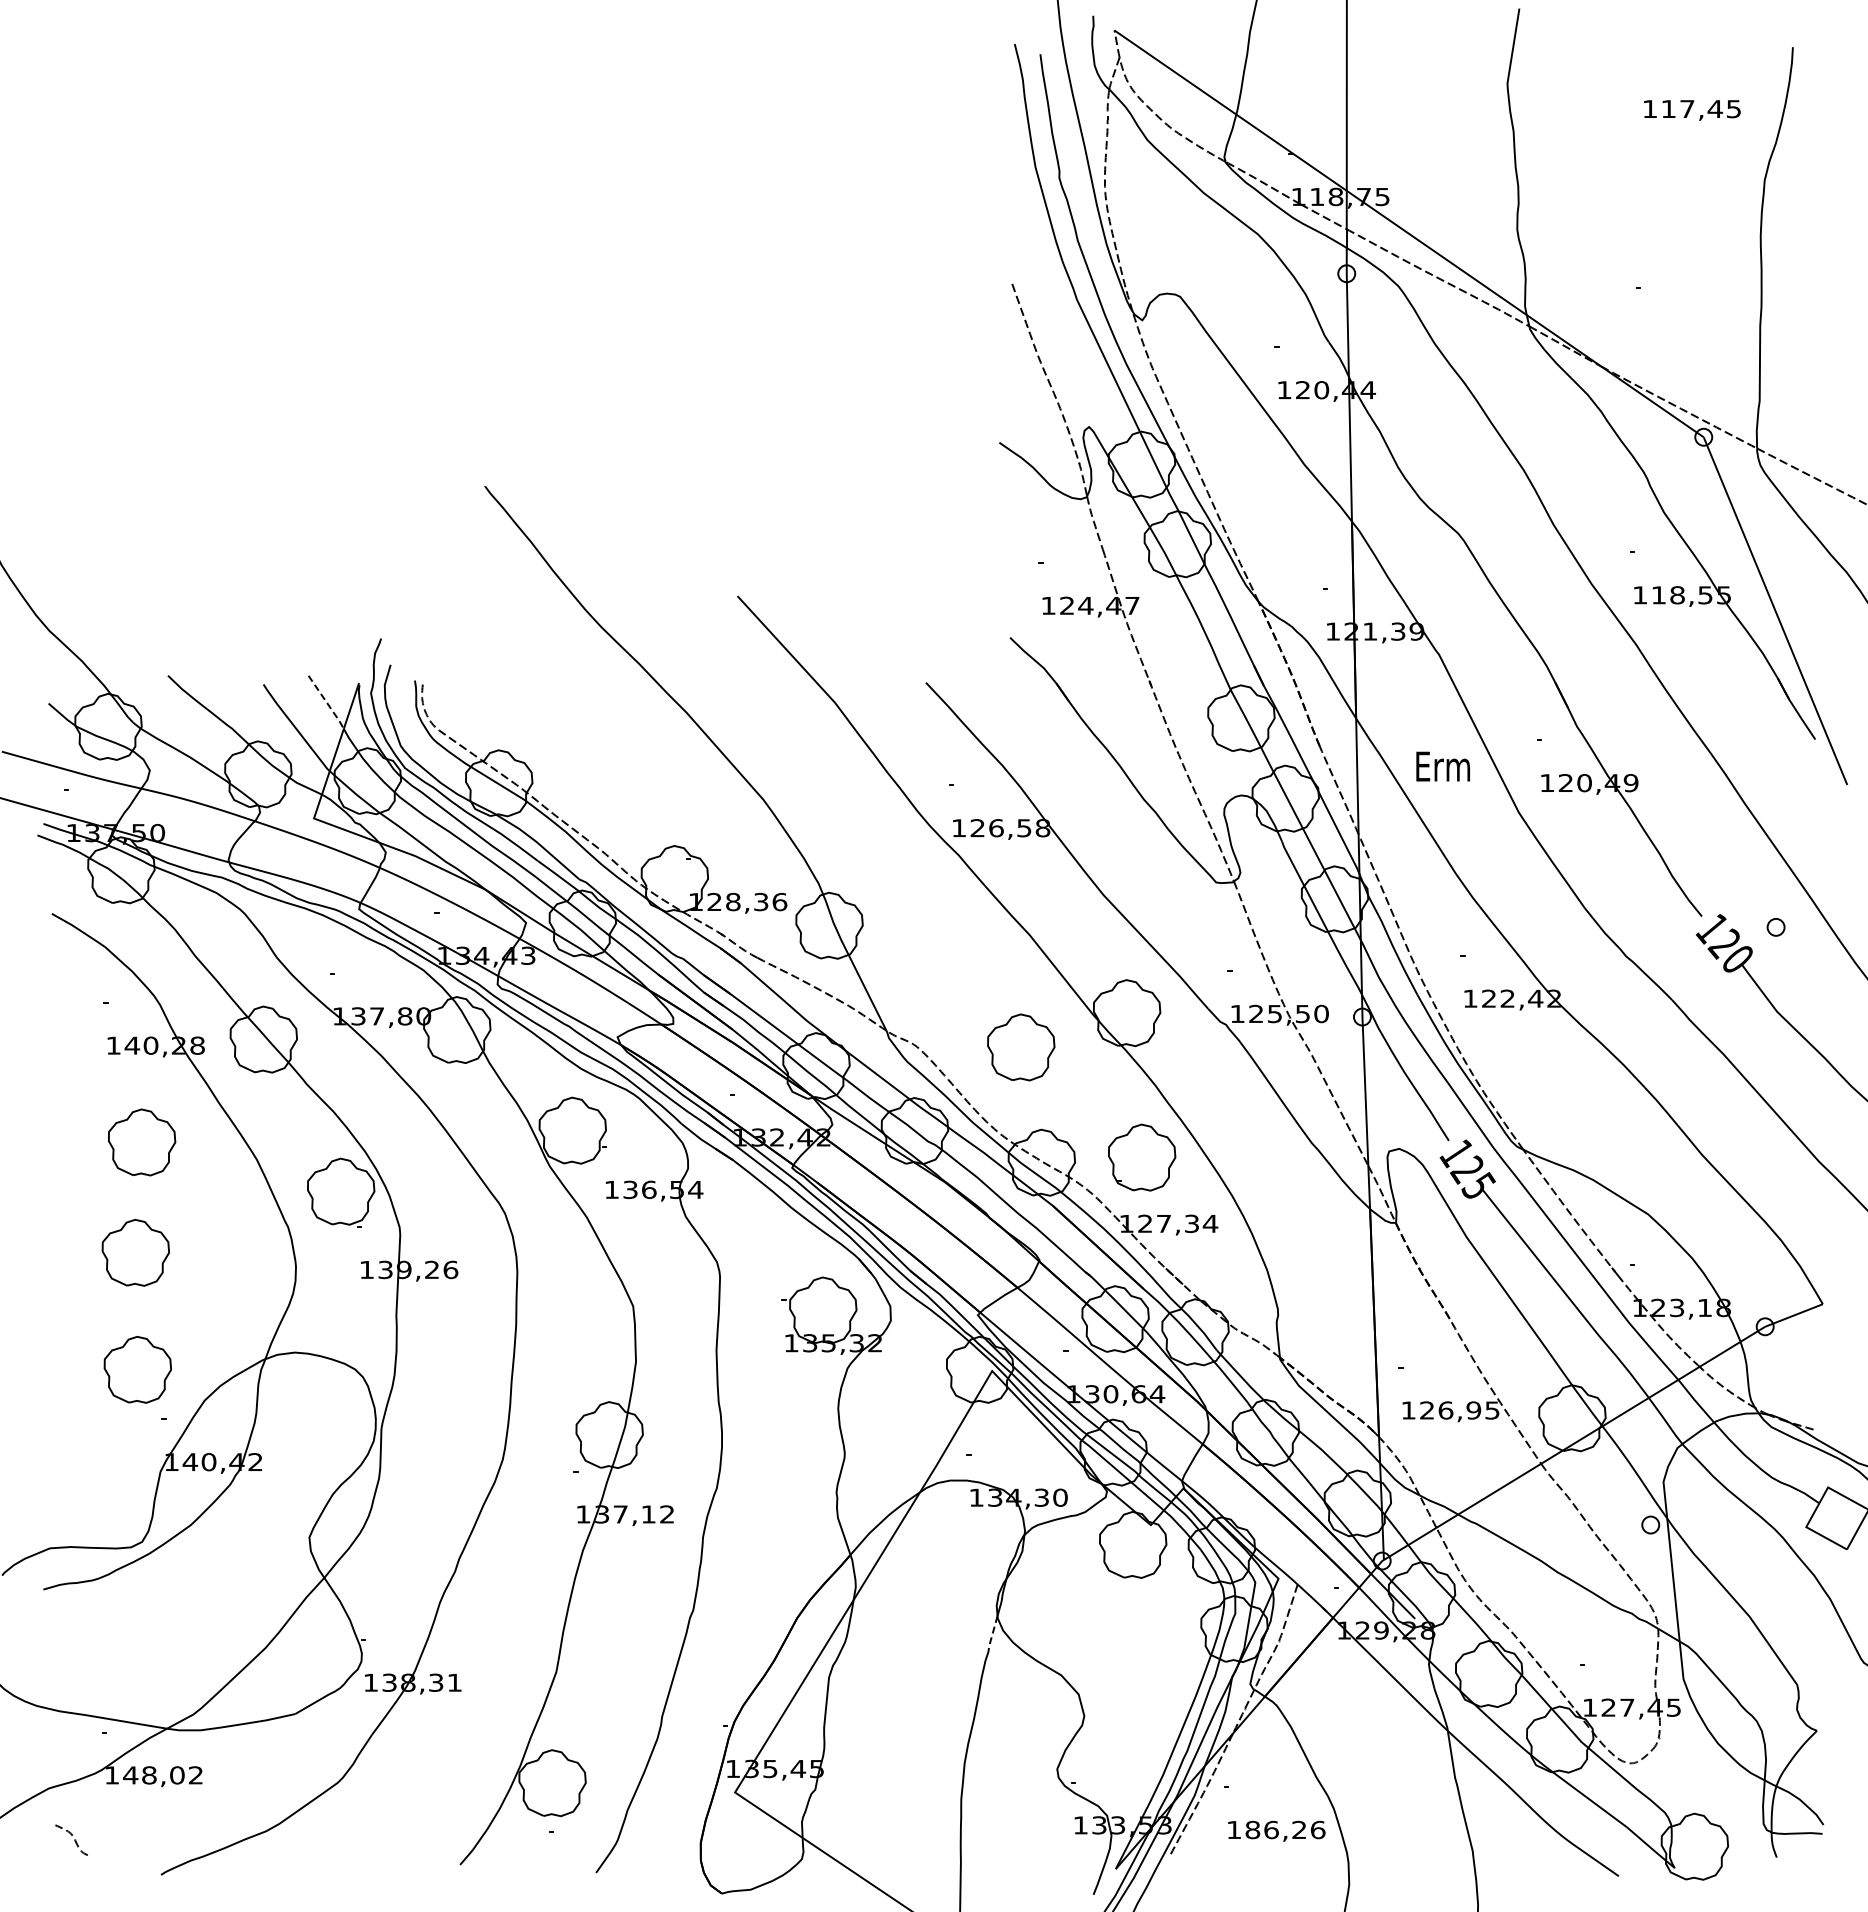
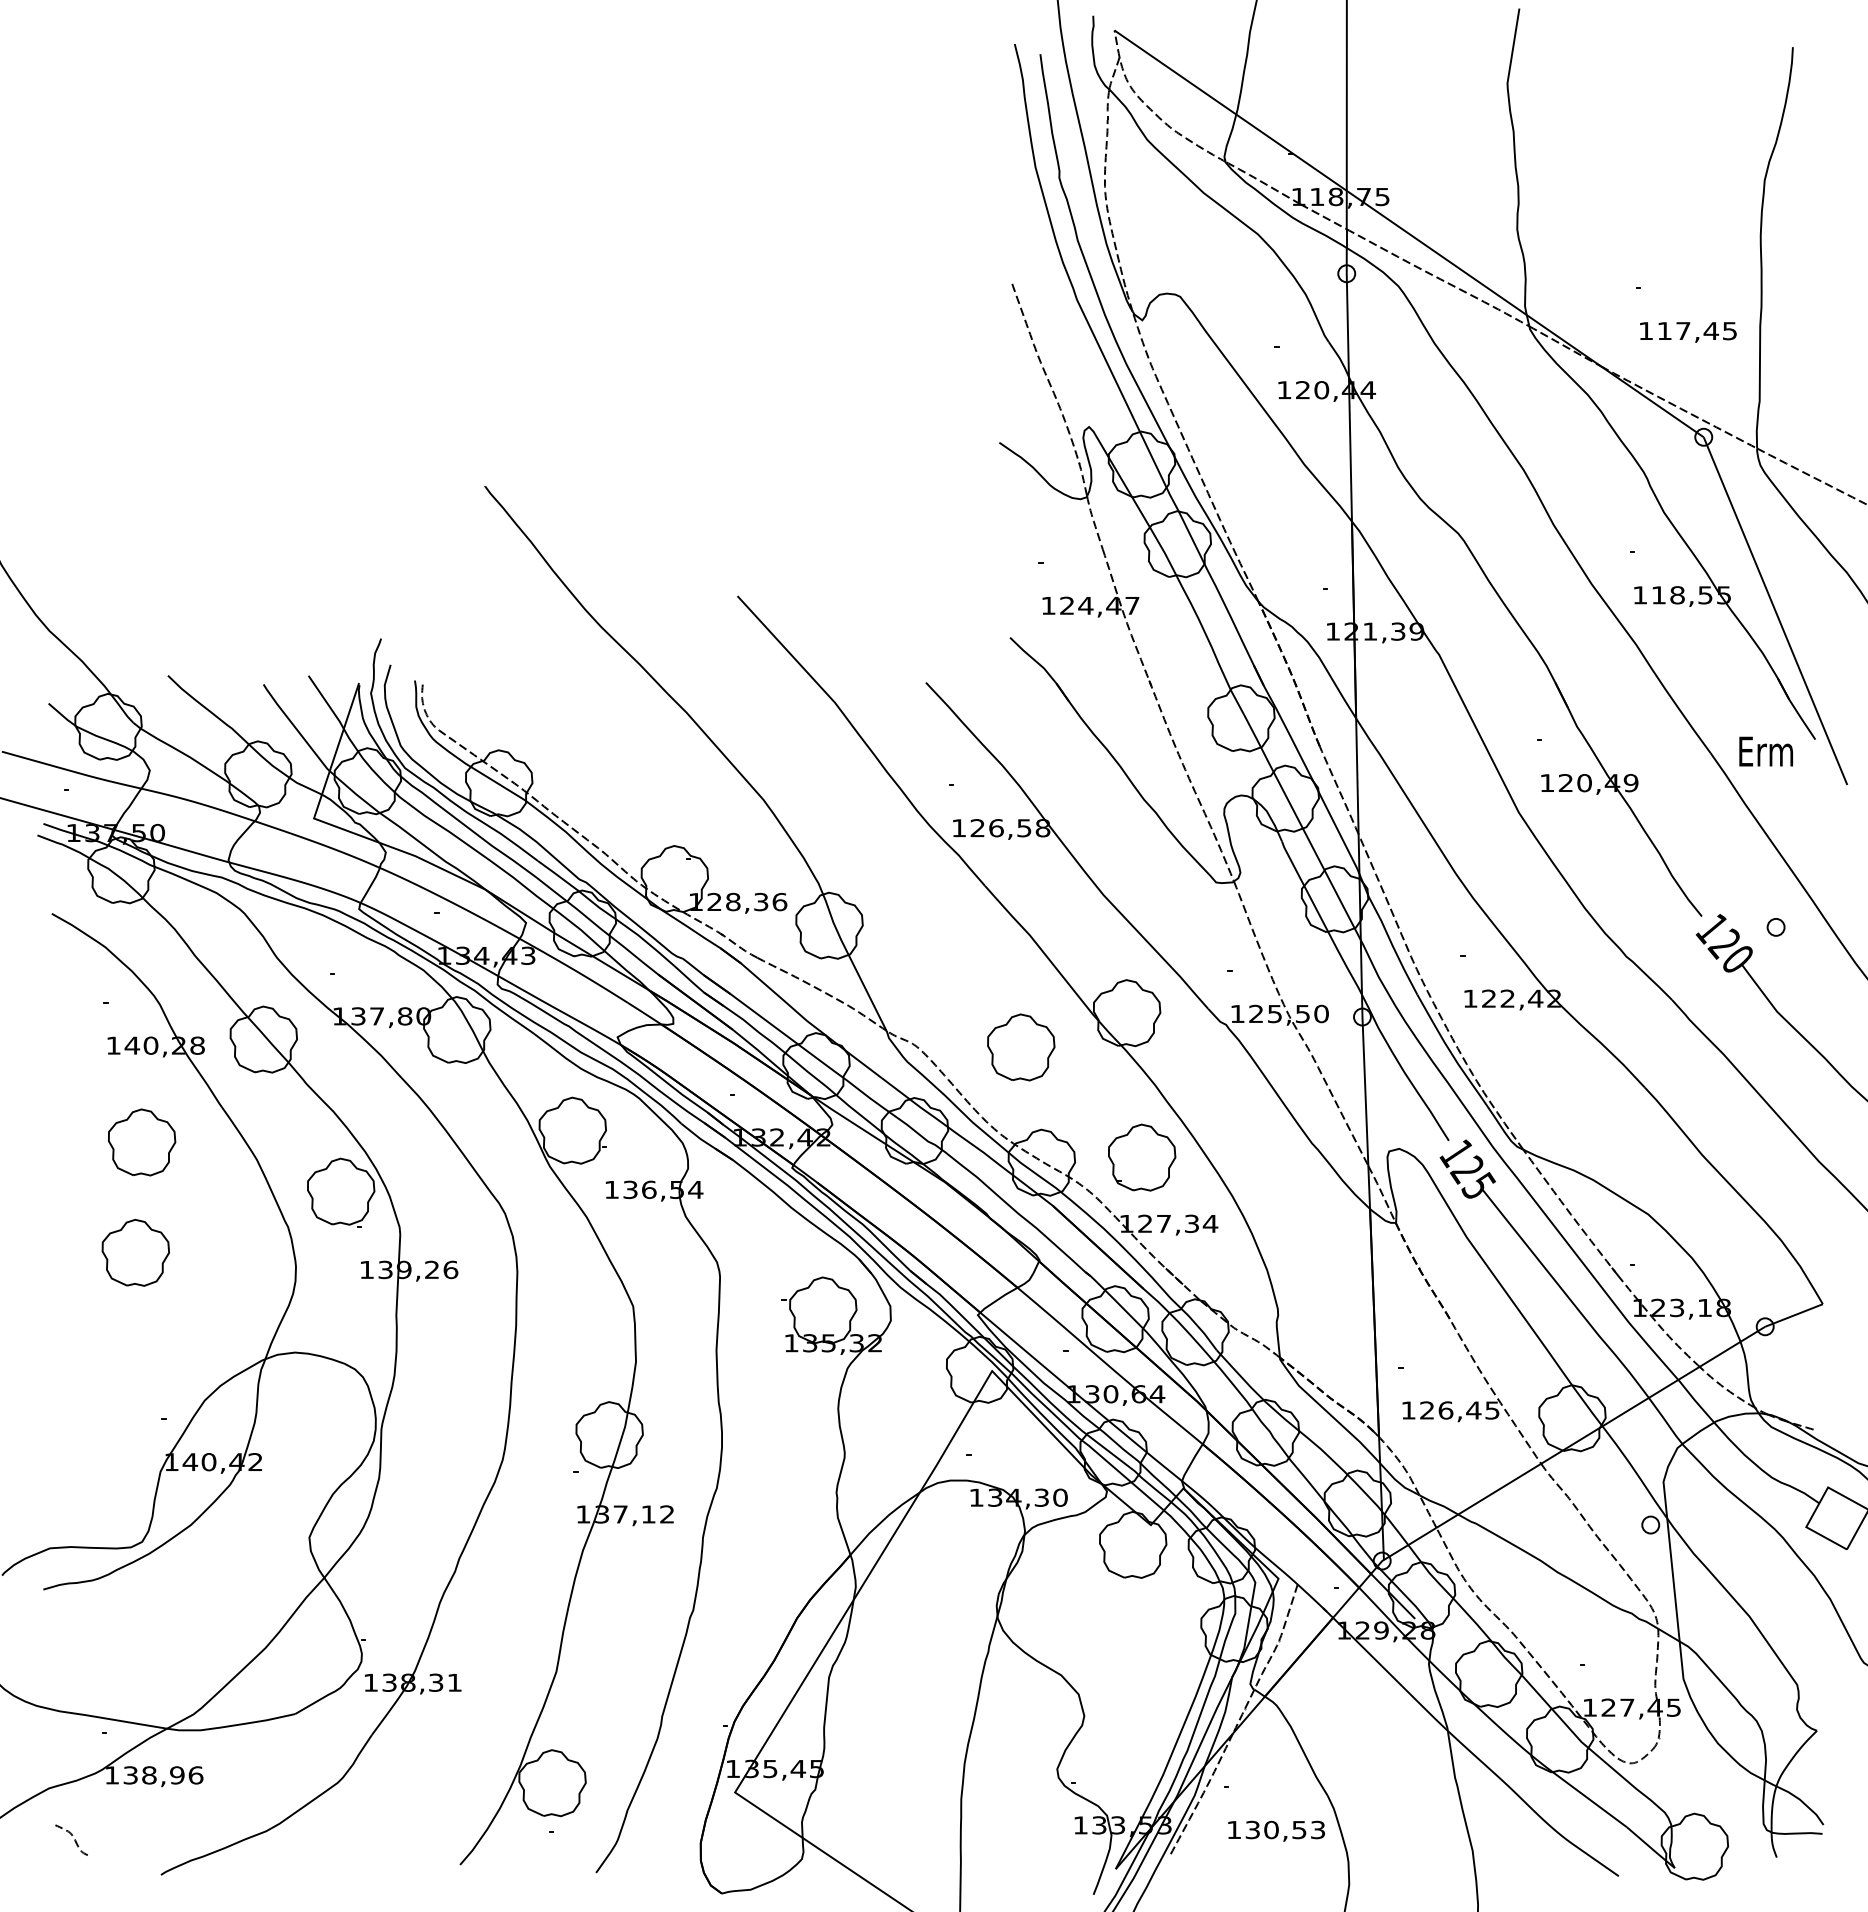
text position: (1692, 110) -> (1688, 332) (1688, 332)
line: dashed -> solid (327, 703)
text position: (1442, 766) -> (1765, 751) (1765, 751)
part: present -> none (137, 1369)
text: 126,95 -> 126,45 (1473, 1410)
line: dashed -> solid (992, 1635)
text: 148,02 -> 138,96 (163, 1775)
text: 186,26 -> 130,53 (1285, 1829)
